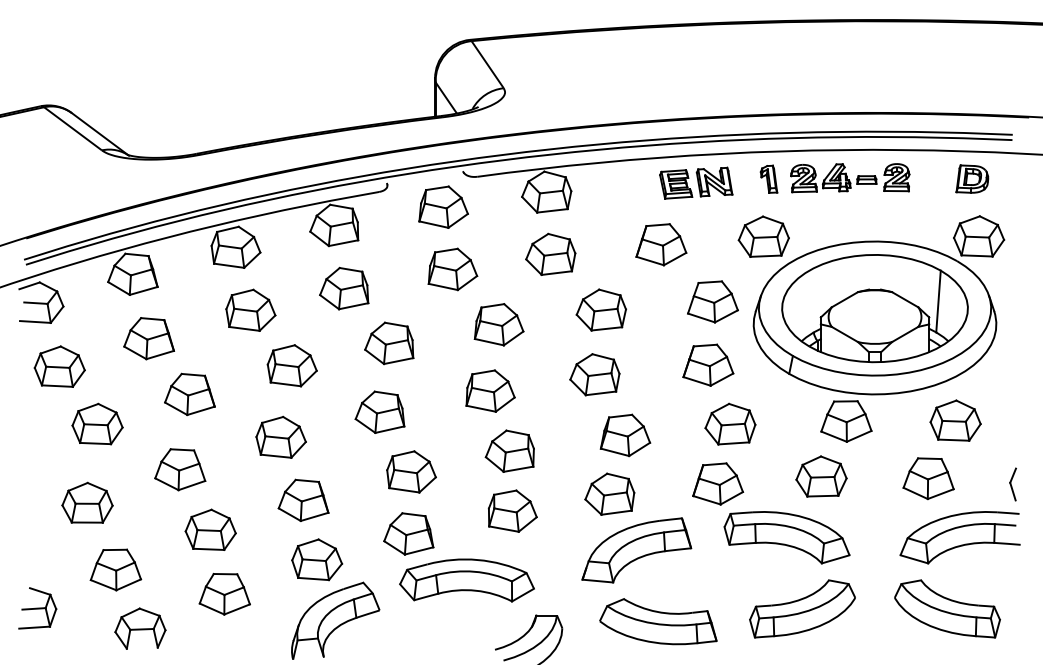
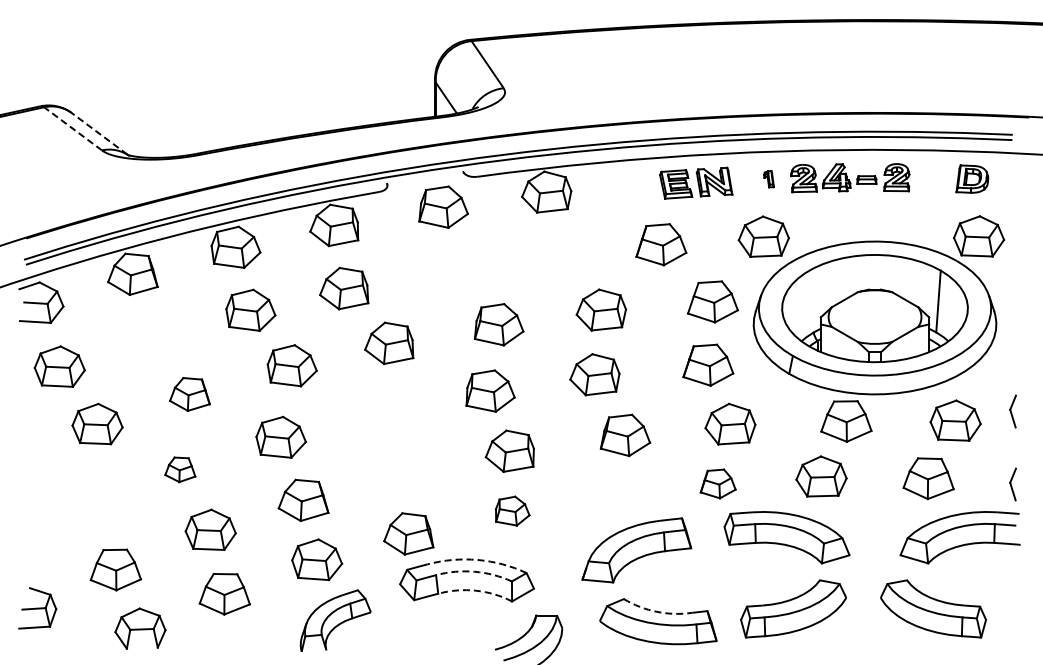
line: solid -> dashed (73, 128)
line: solid -> dashed (99, 133)
part size: 20x30 px -> 12x19 px (768, 179)
part: present -> none (550, 253)
part: present -> none (452, 269)
part: present -> none (148, 338)
part size: 52x45 px -> 42x35 px (189, 394)
part: present -> none (379, 411)
part: none -> present (1012, 411)
part size: 53x44 px -> 33x28 px (180, 469)
part: present -> none (411, 471)
part size: 53x44 px -> 38x32 px (717, 483)
part: present -> none (609, 493)
part: present -> none (87, 502)
part size: 51x44 px -> 36x32 px (512, 510)
arc: solid -> dashed (477, 560)
arc: solid -> dashed (474, 571)
arc: solid -> dashed (475, 590)
part position: (802, 608) -> (793, 608) (793, 608)
part position: (947, 608) -> (933, 608) (933, 608)
arc: solid -> dashed (656, 611)
part size: 90x79 px -> 73x63 px (335, 620)
